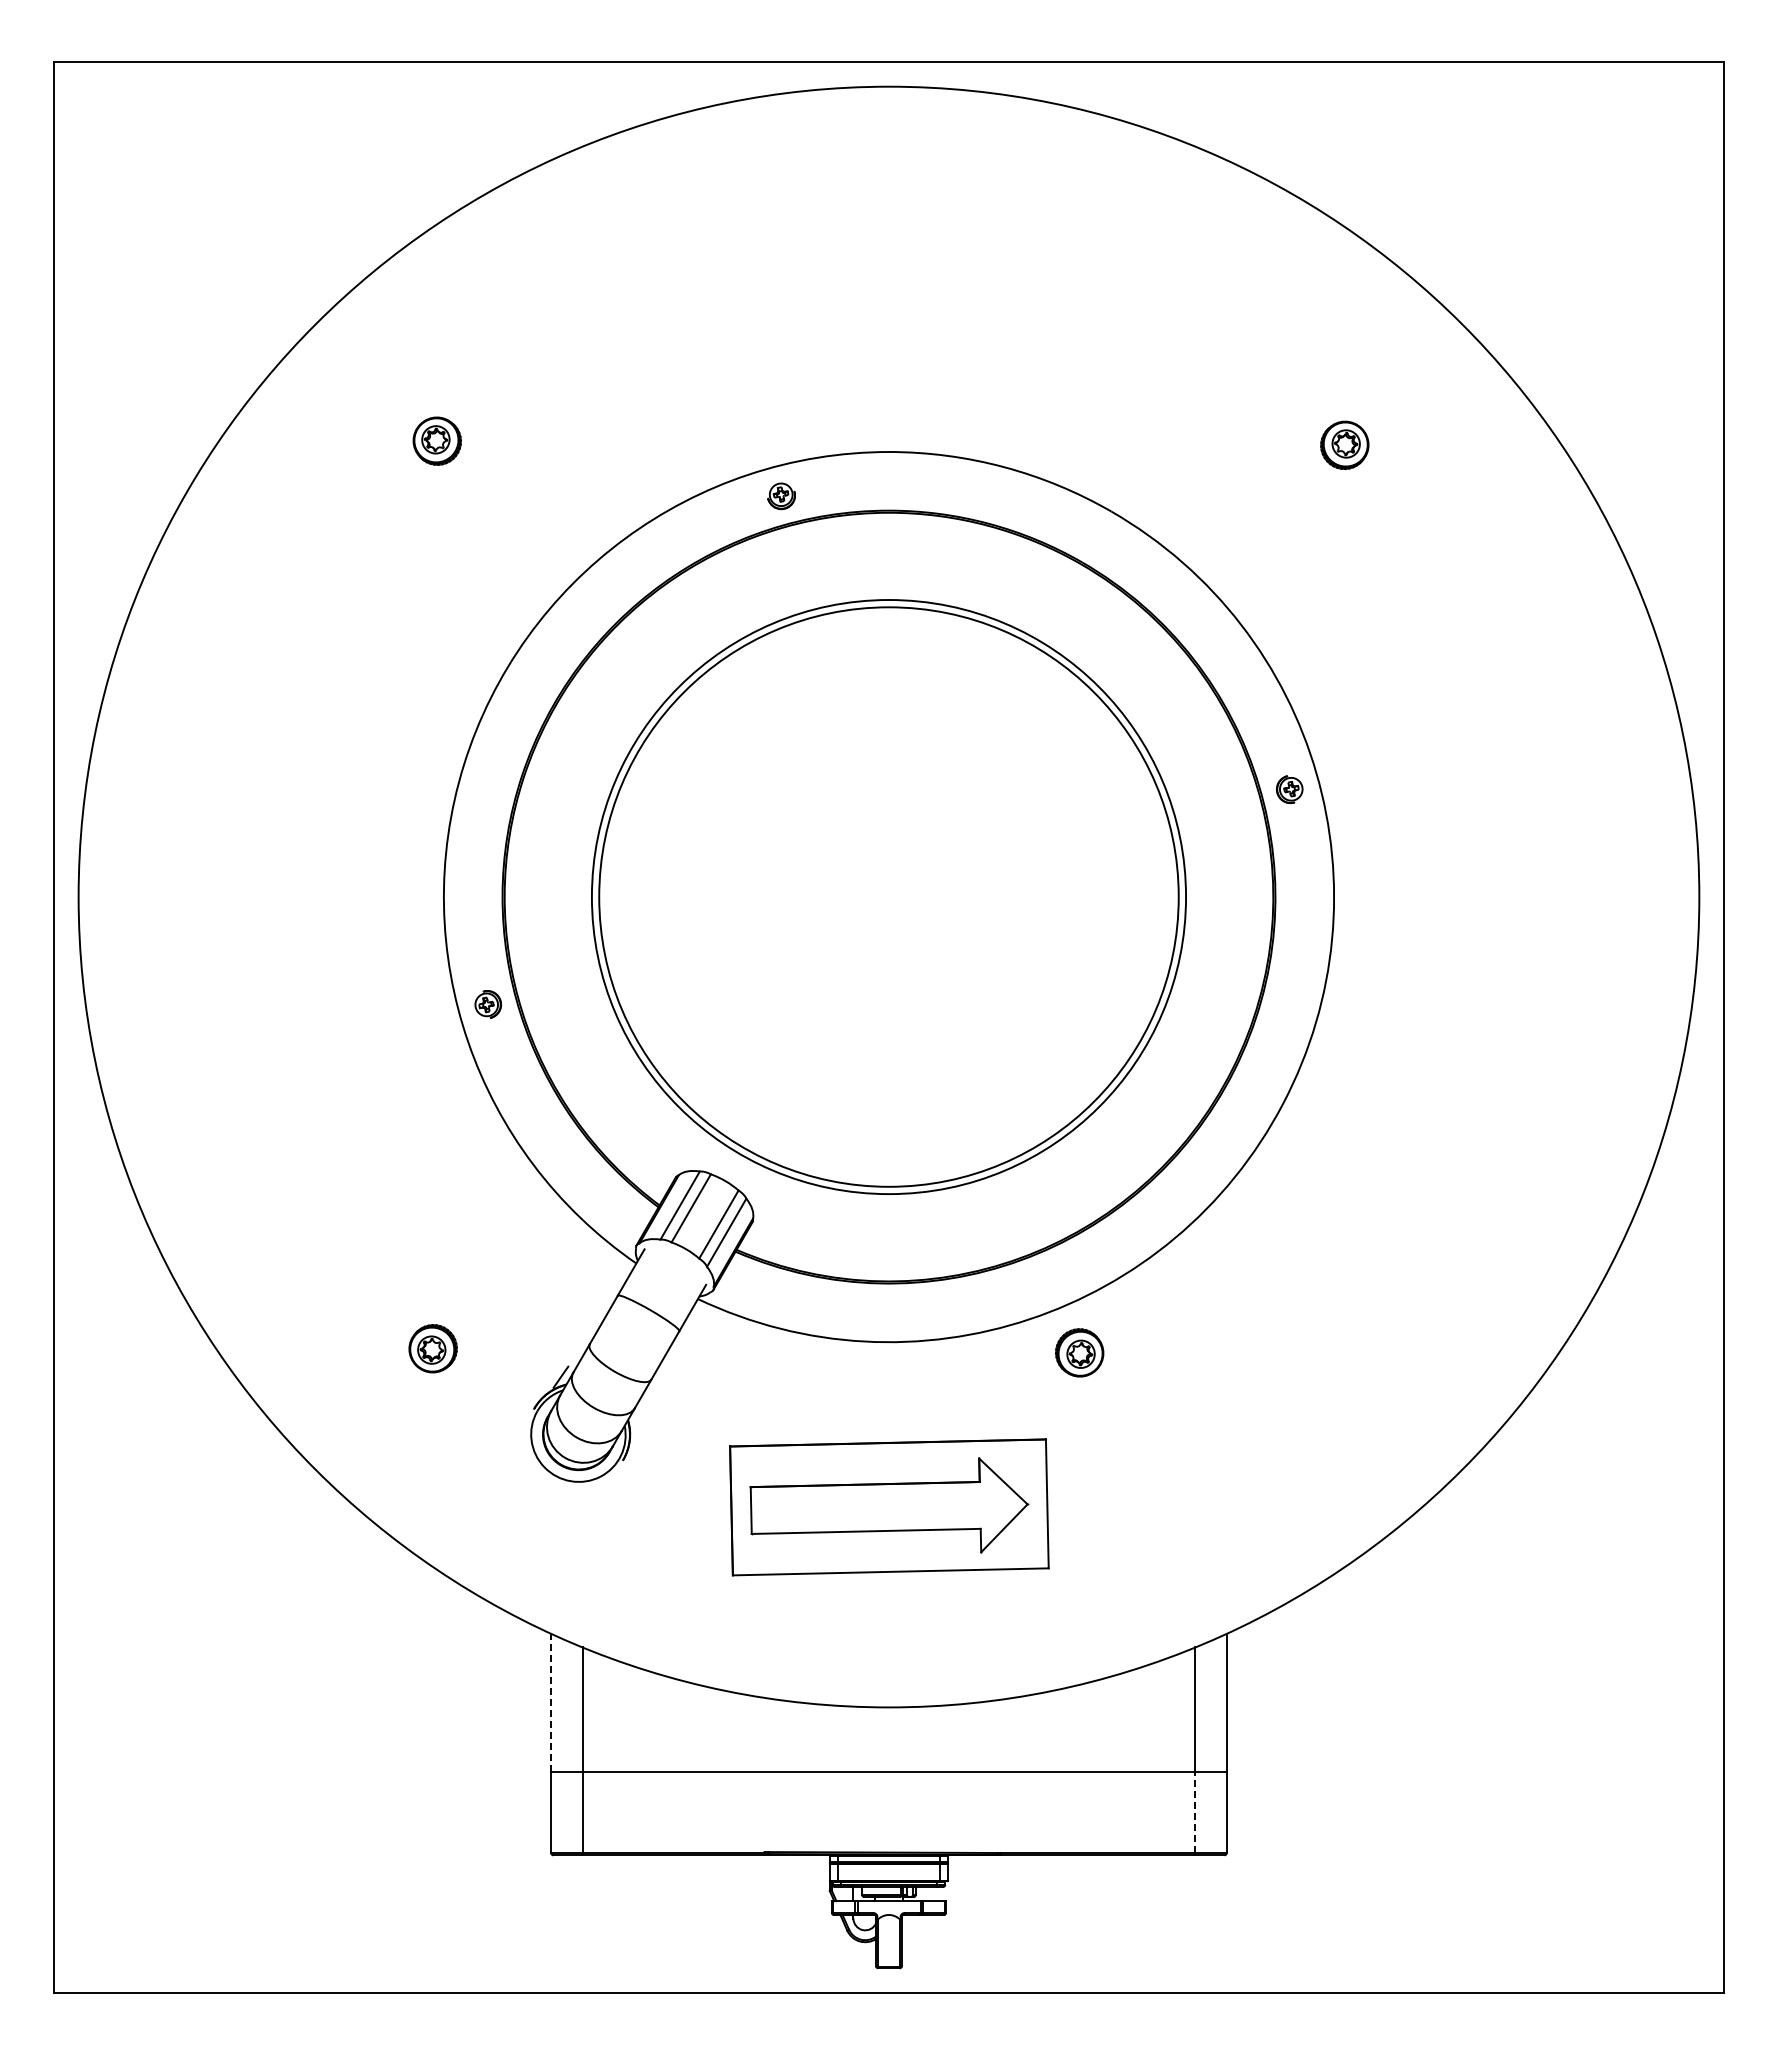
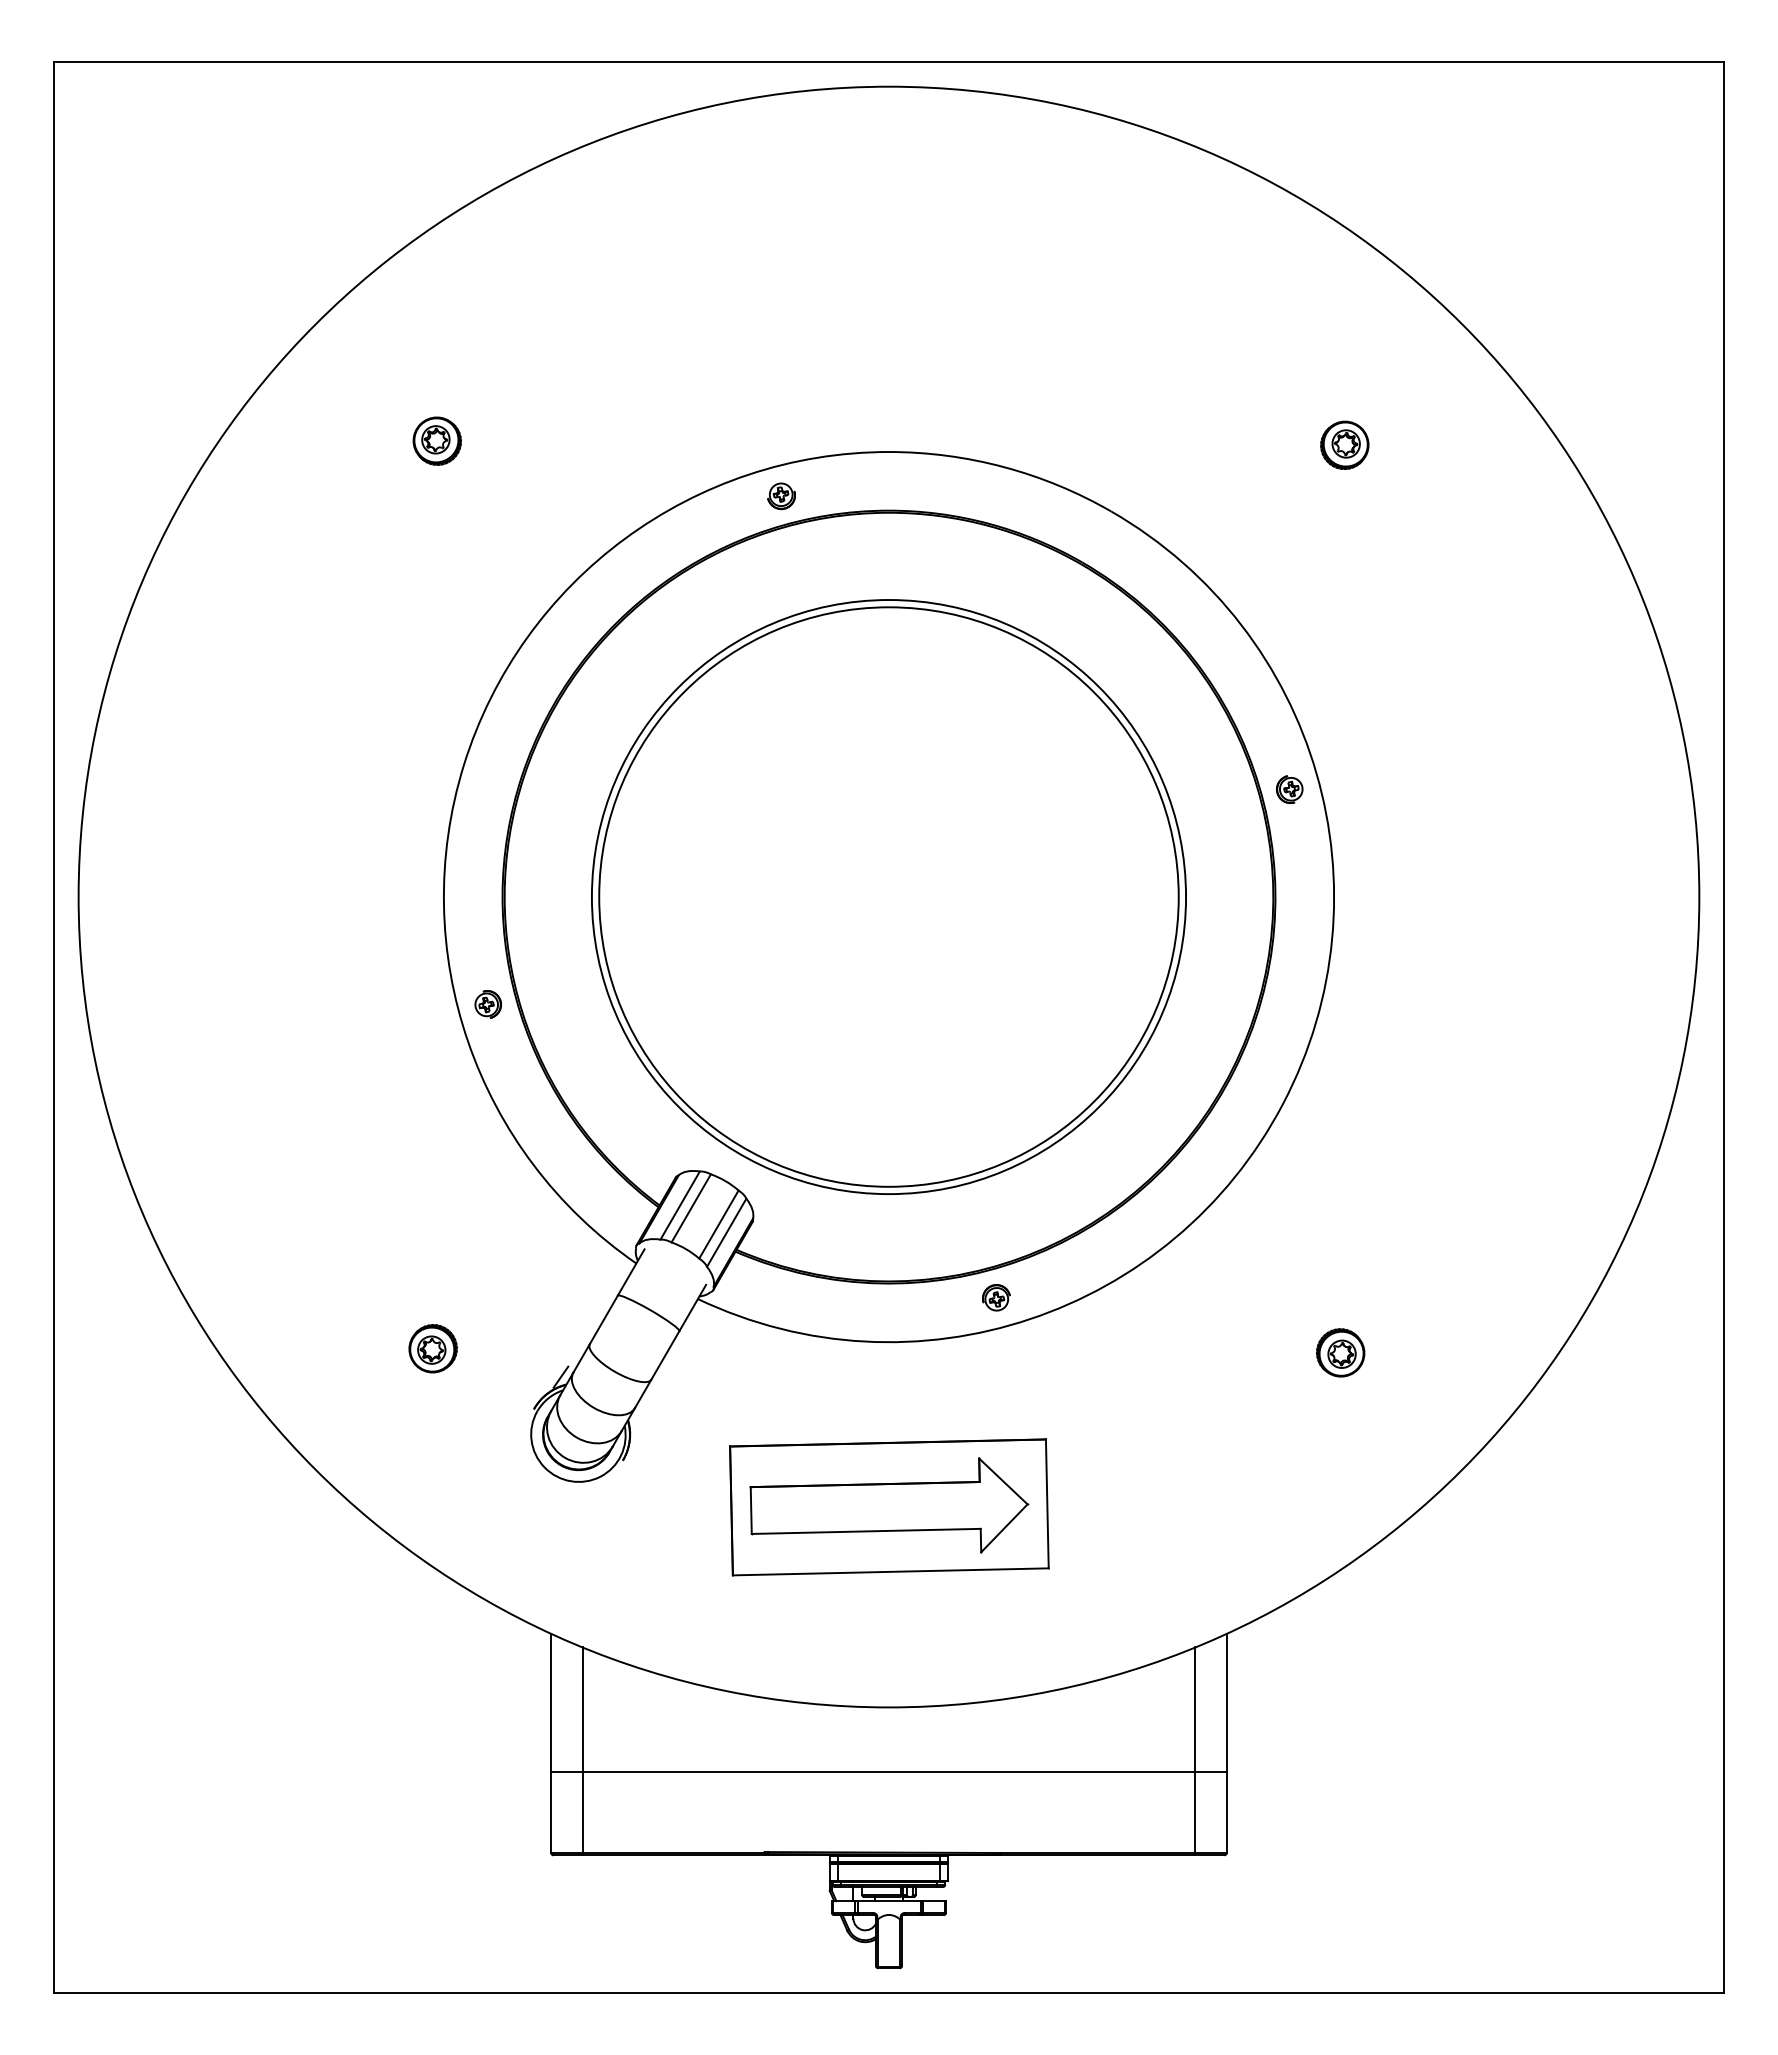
part: none -> present (996, 1297)
part position: (1079, 1352) -> (1340, 1352) (1340, 1352)
line: dashed -> solid (551, 1702)
line: dashed -> solid (1195, 1812)
